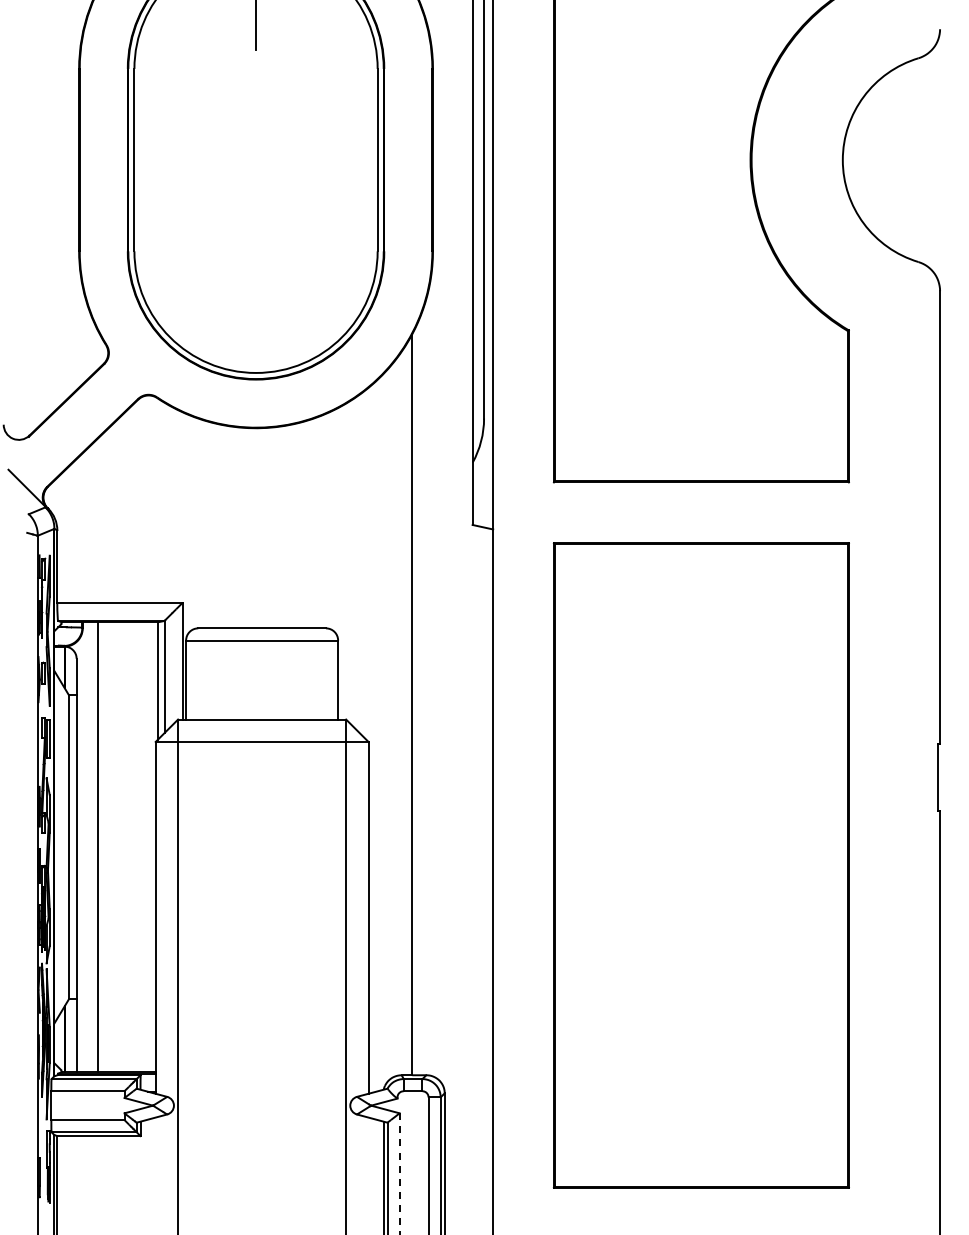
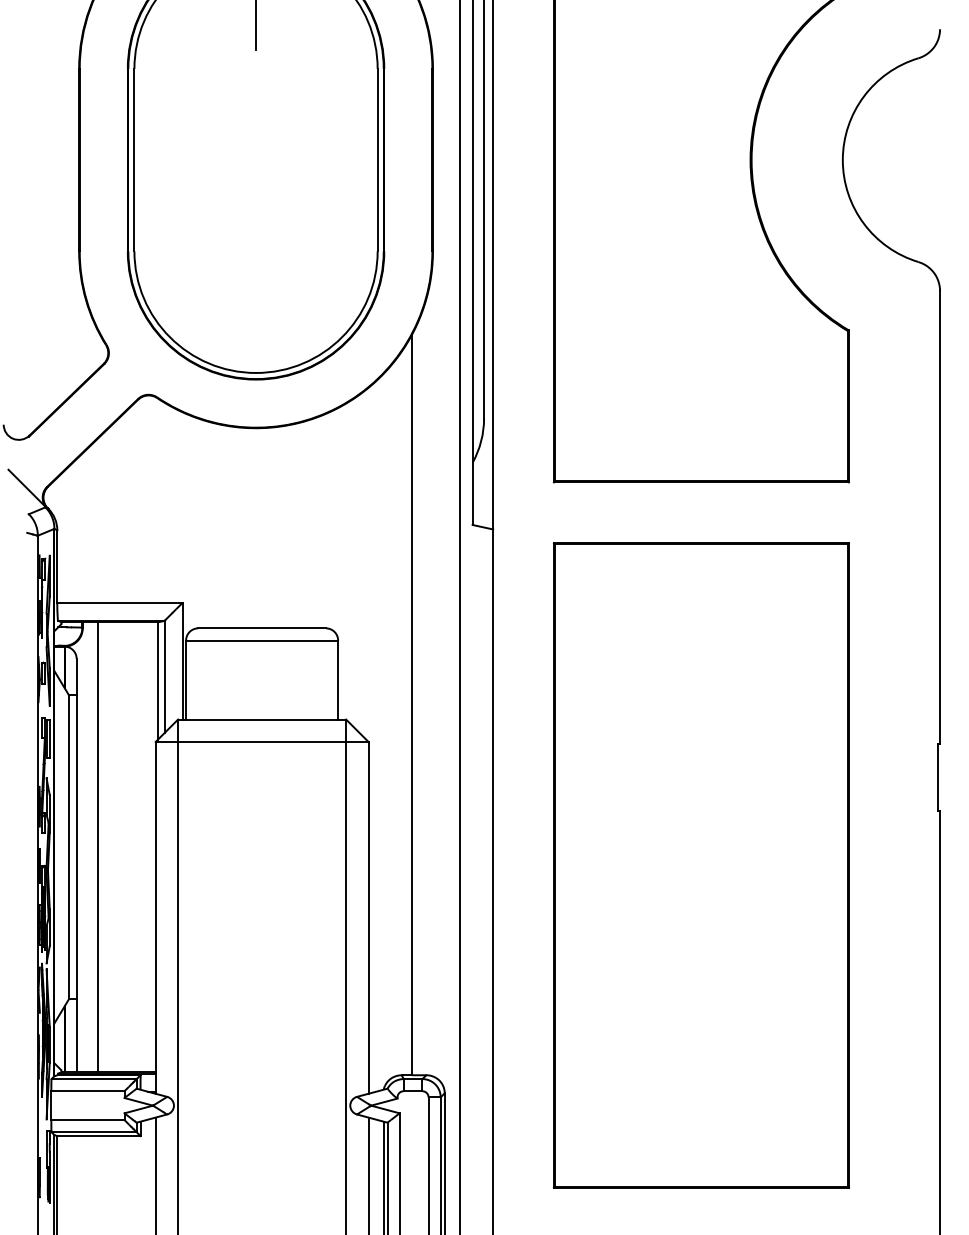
line: none -> present (459, 616)
line: none -> present (155, 1174)
line: none -> present (368, 1174)
line: dashed -> solid (399, 1174)
